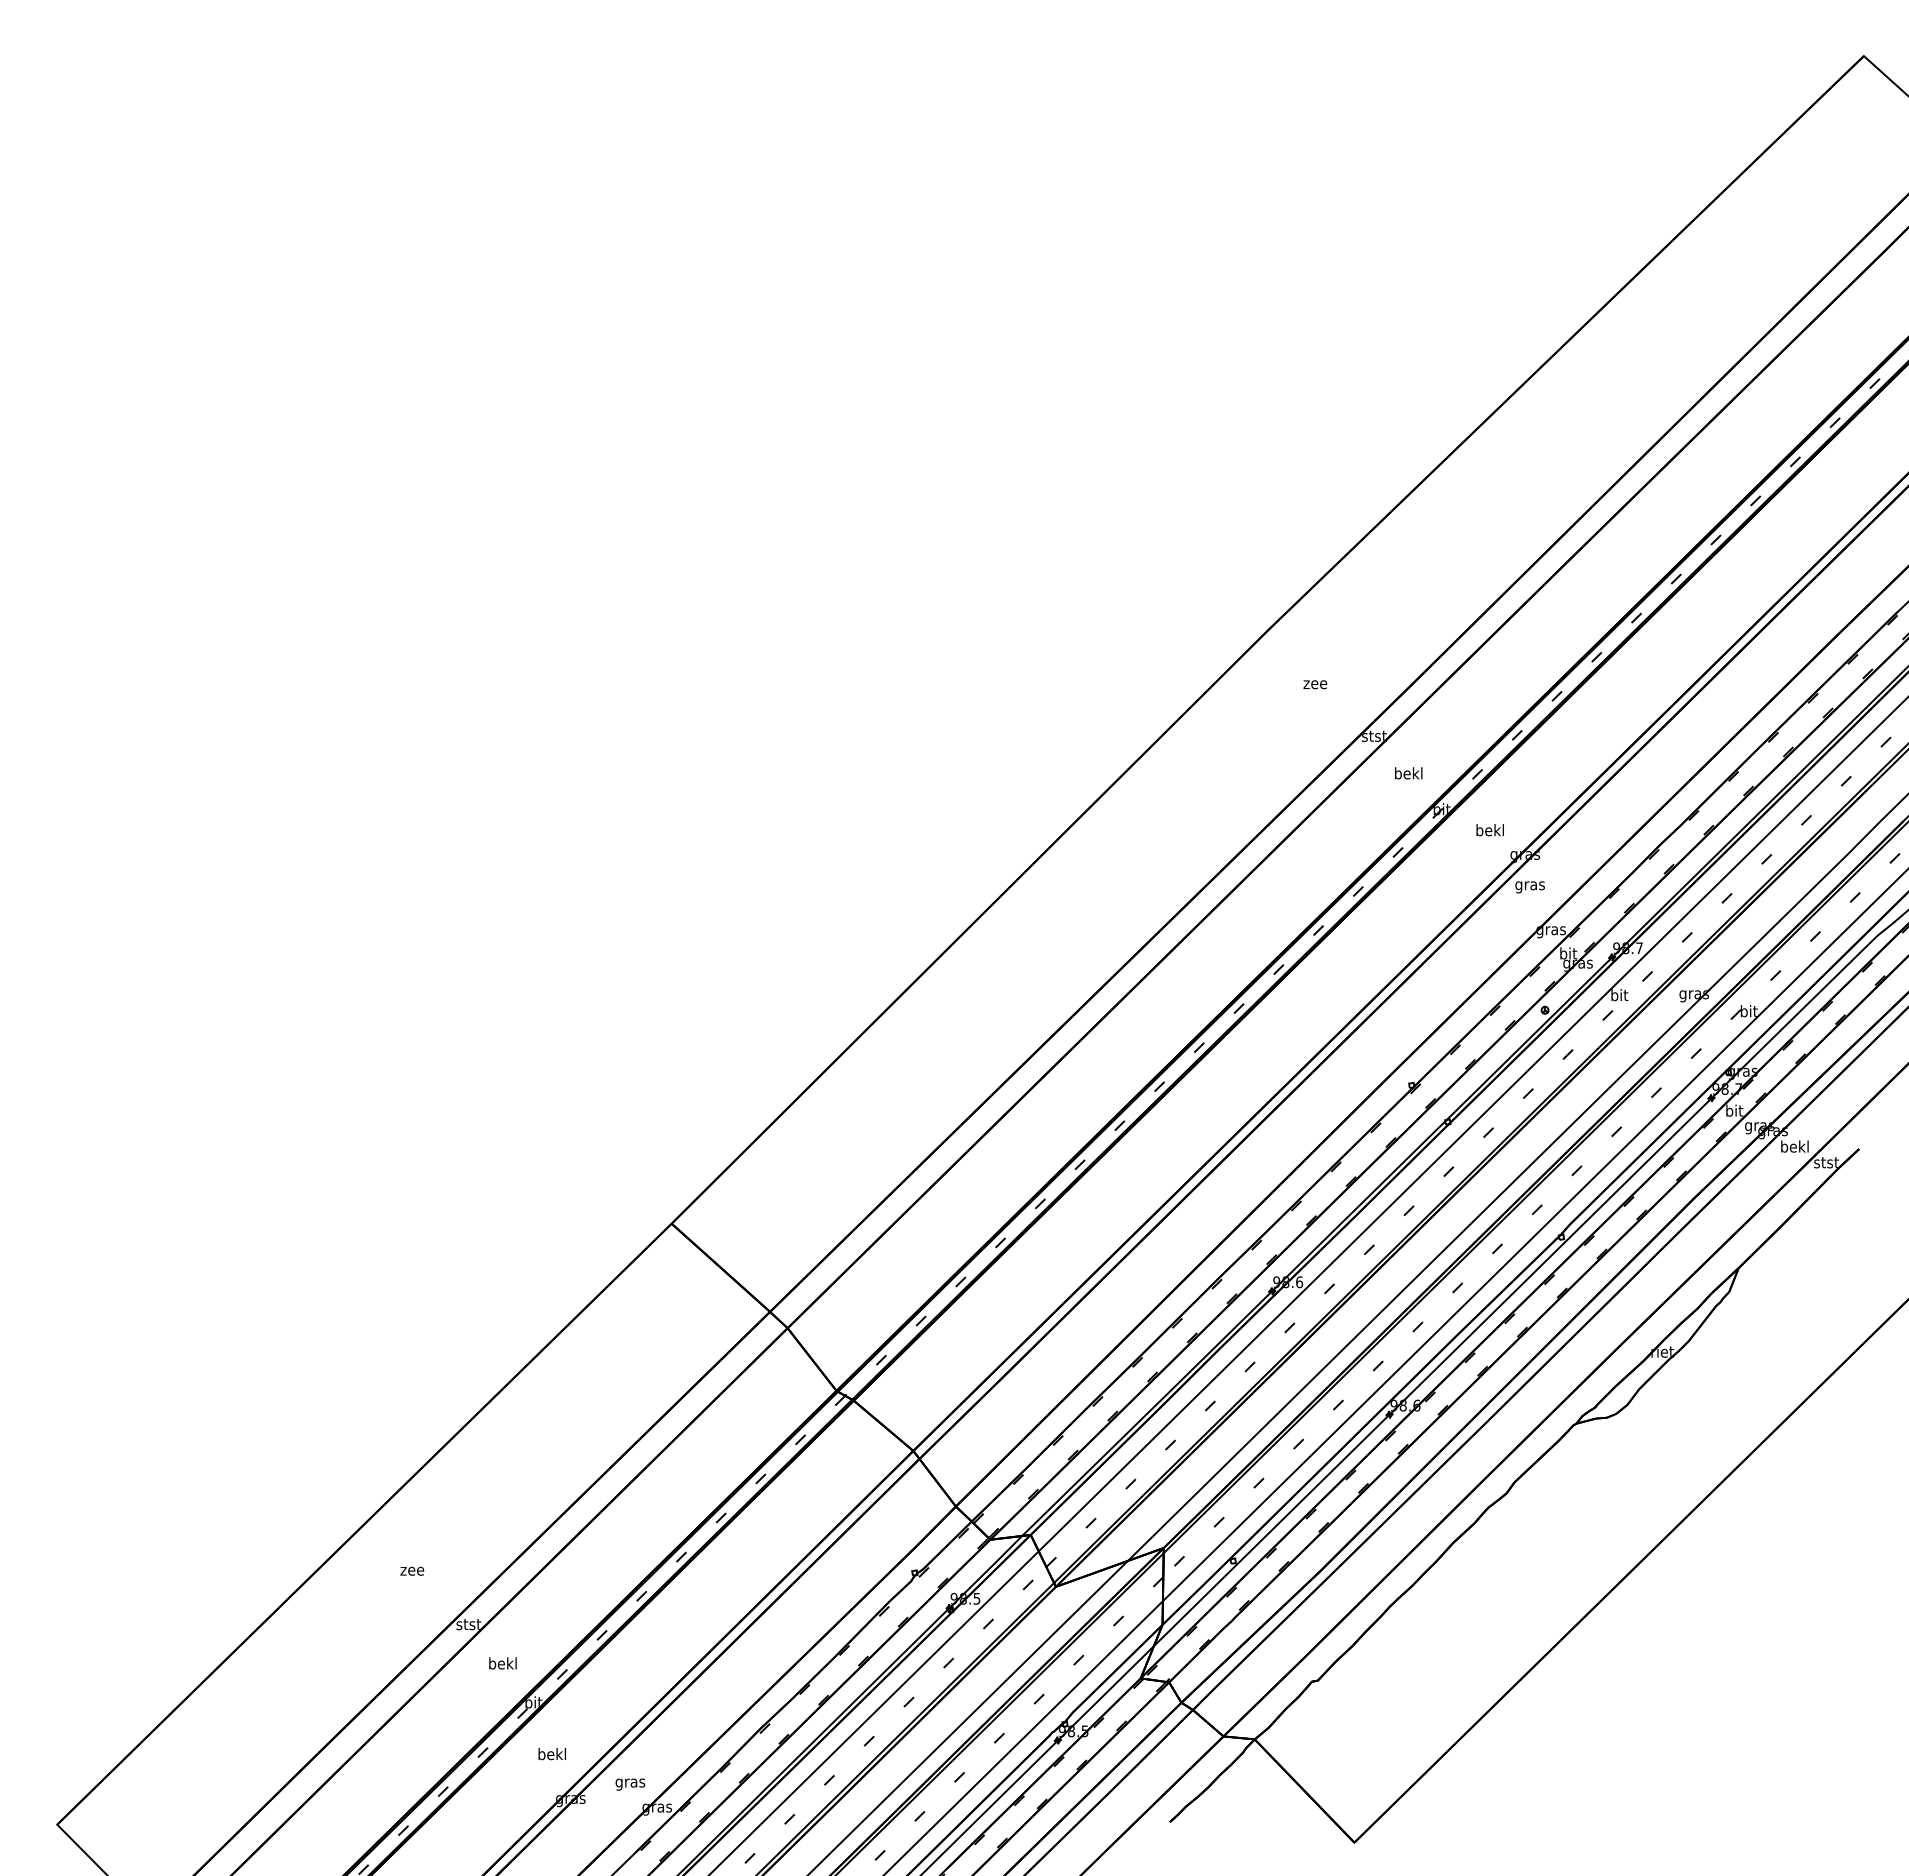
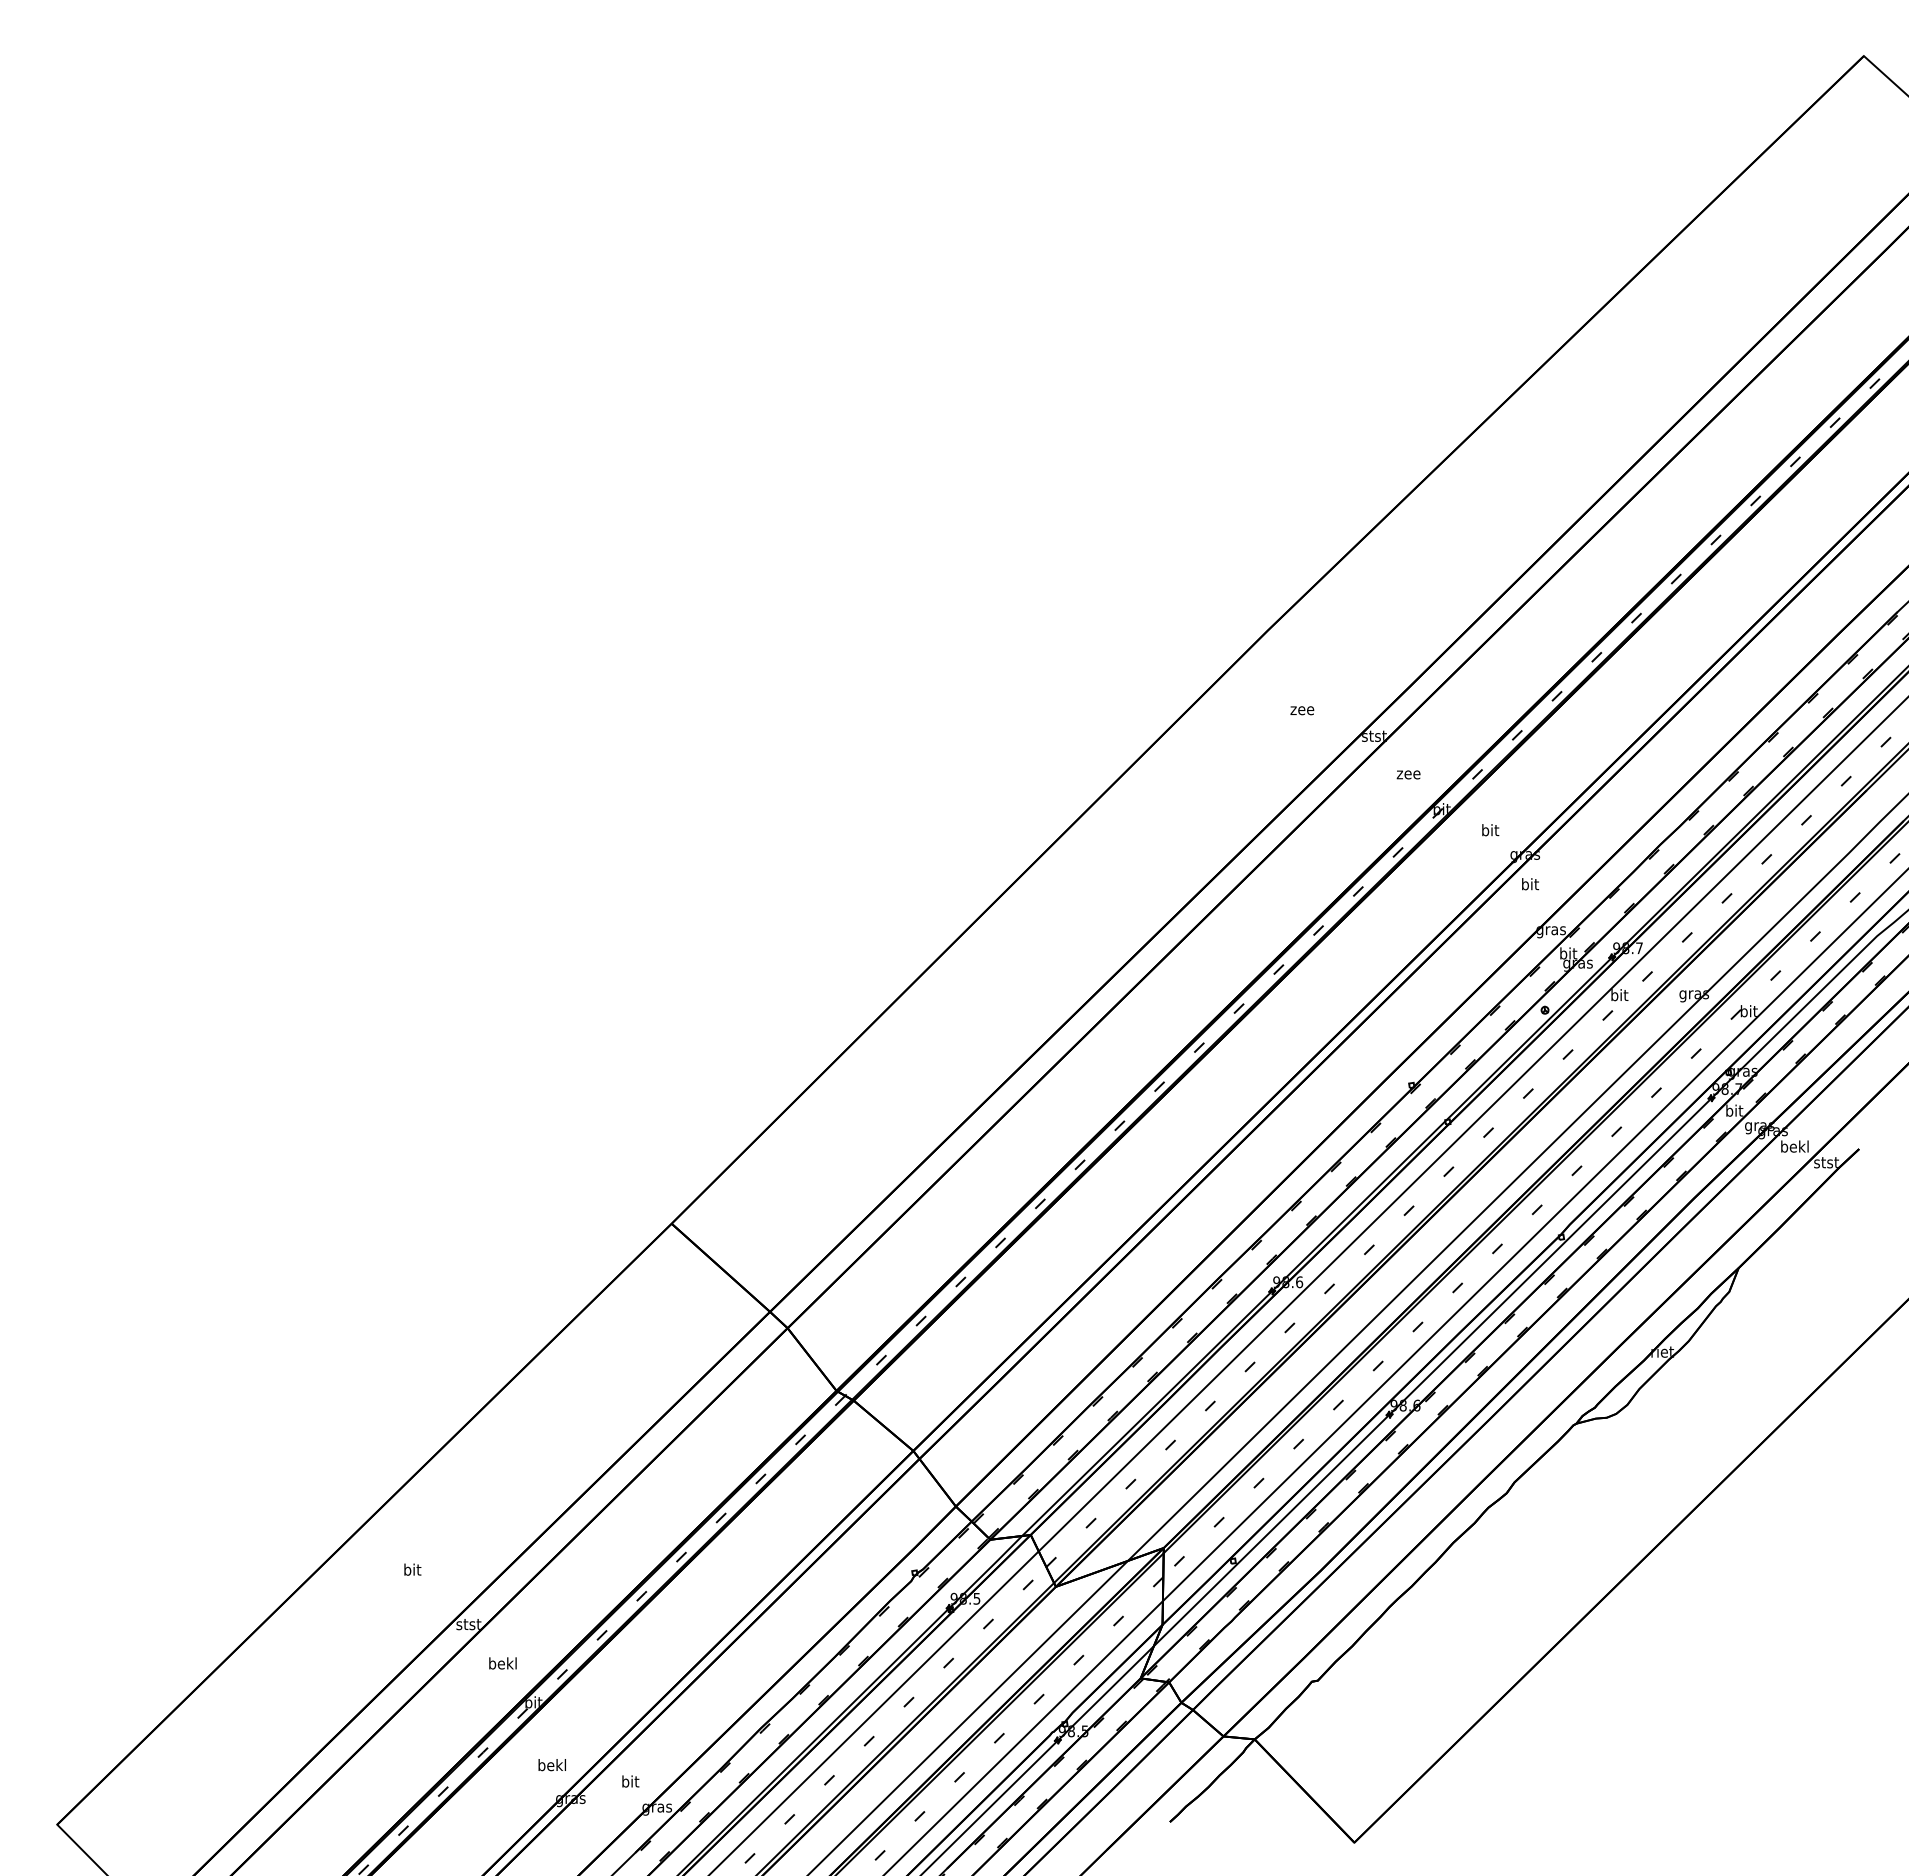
text position: (1315, 684) -> (1302, 710) (1302, 710)
text: bekl -> zee (1408, 773)
text: bekl -> bit (1489, 830)
text: gras -> bit (1529, 885)
text: zee -> bit (412, 1569)
text position: (551, 1754) -> (551, 1765) (551, 1765)
text: gras -> bit (630, 1782)
